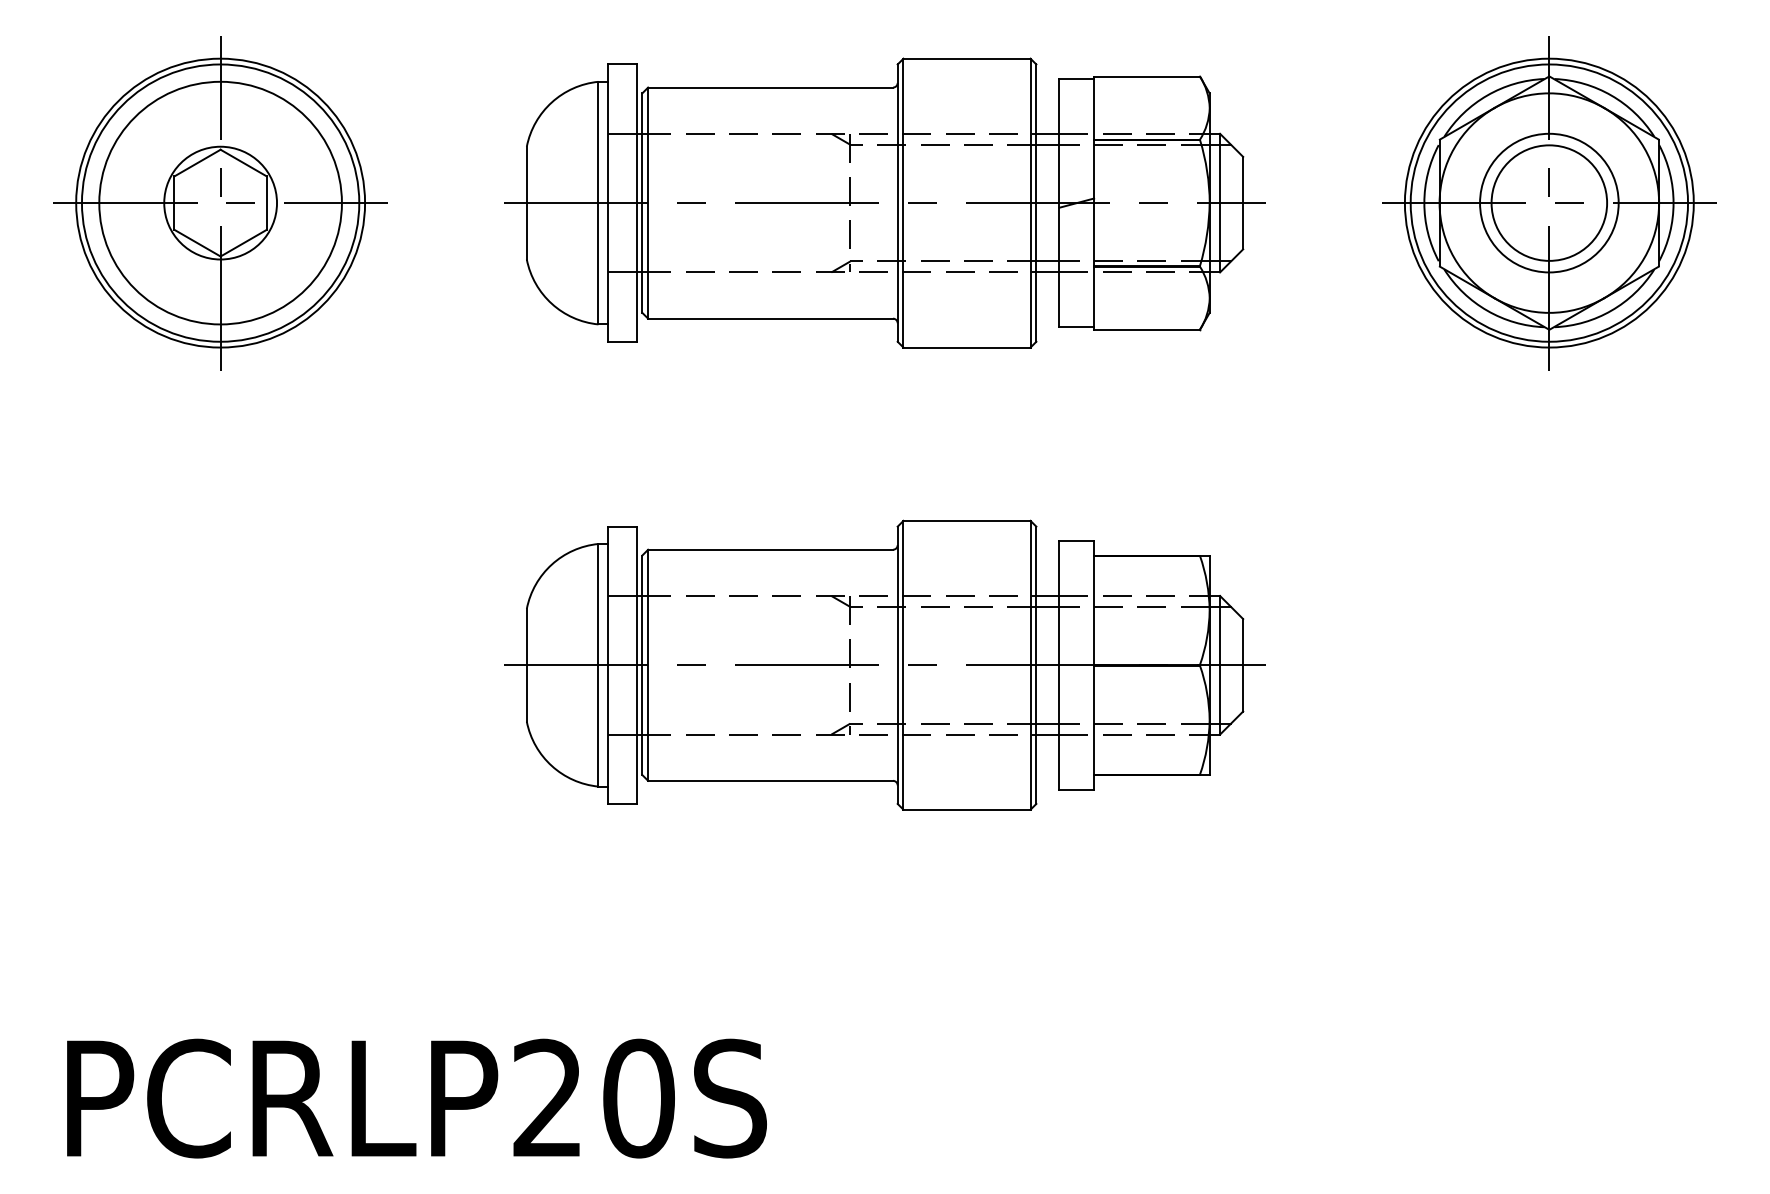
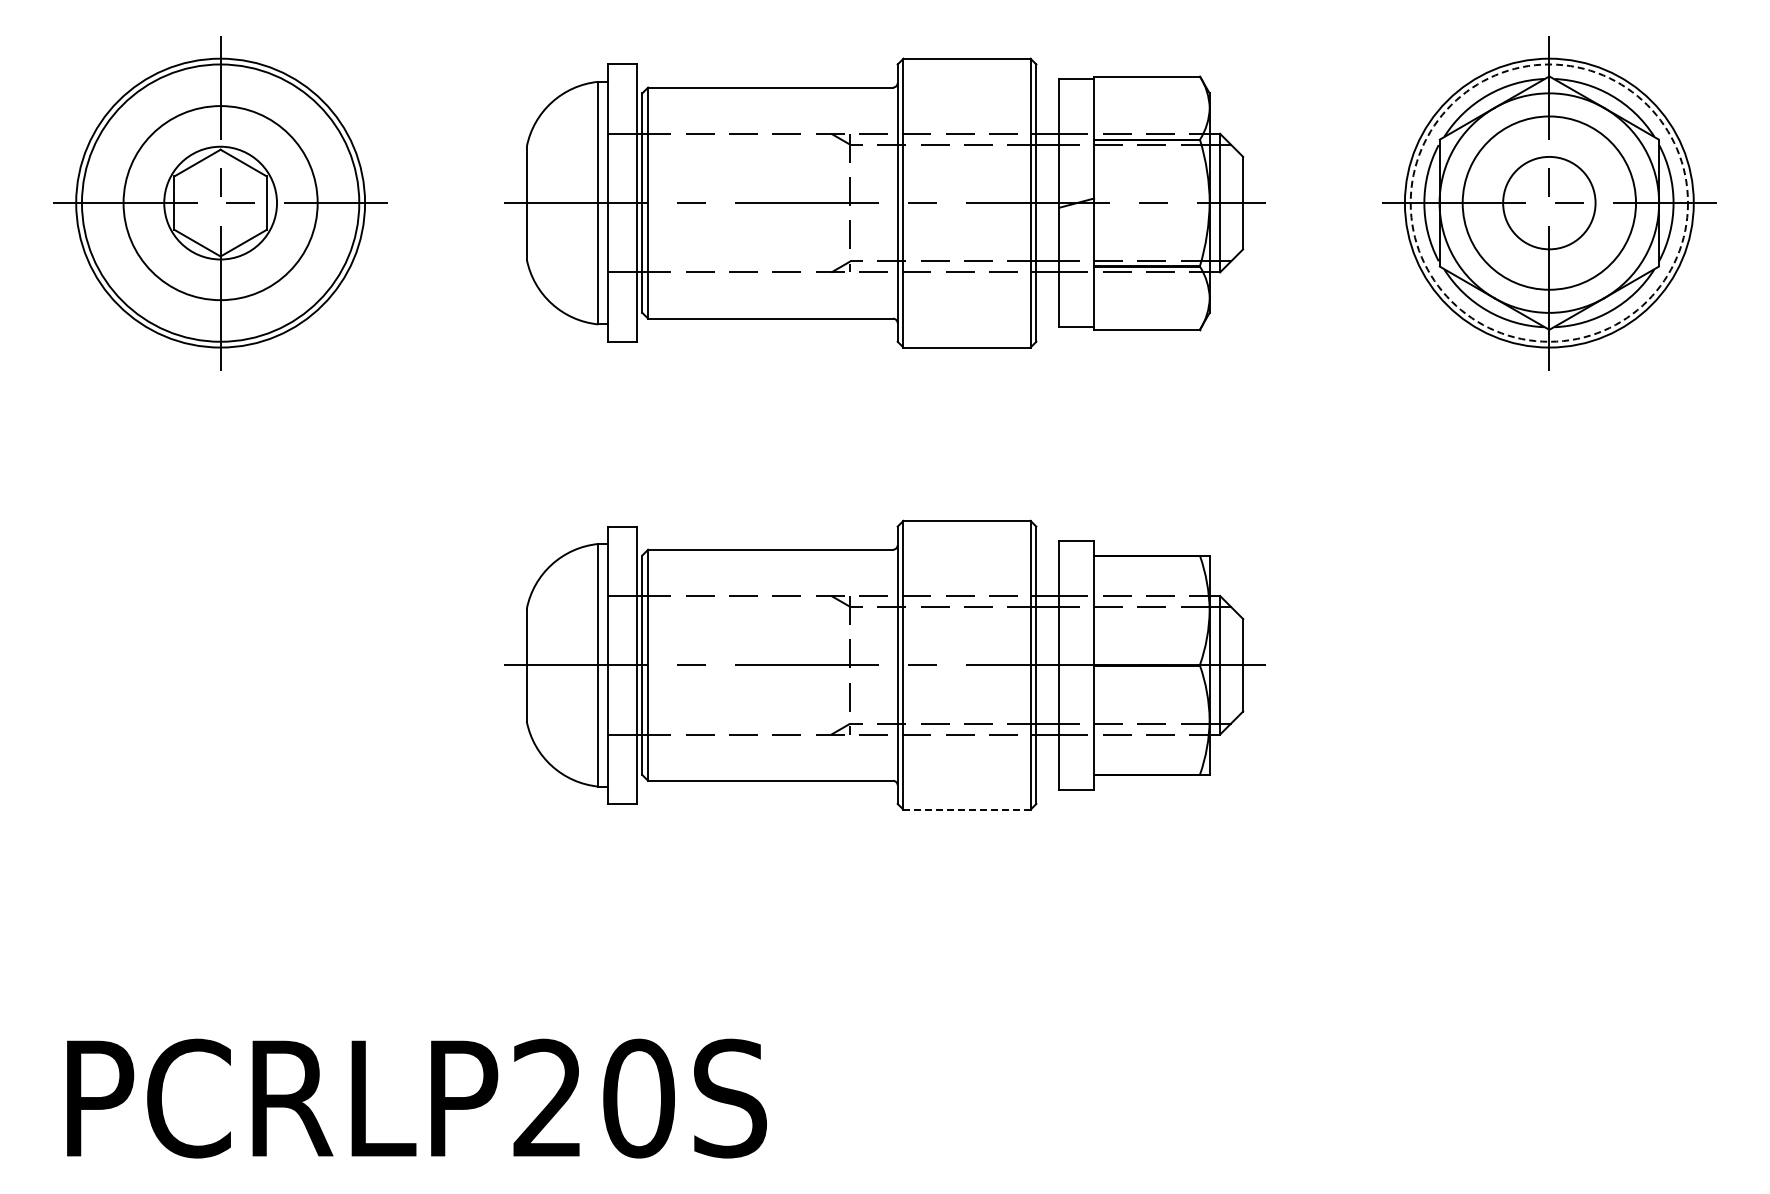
circle diameter: 243 px -> 194 px (220, 203)
circle diameter: 116 px -> 92 px (1549, 202)
circle diameter: 139 px -> 173 px (1549, 202)
circle: solid -> dashed (1549, 202)
line: solid -> dashed (967, 809)
